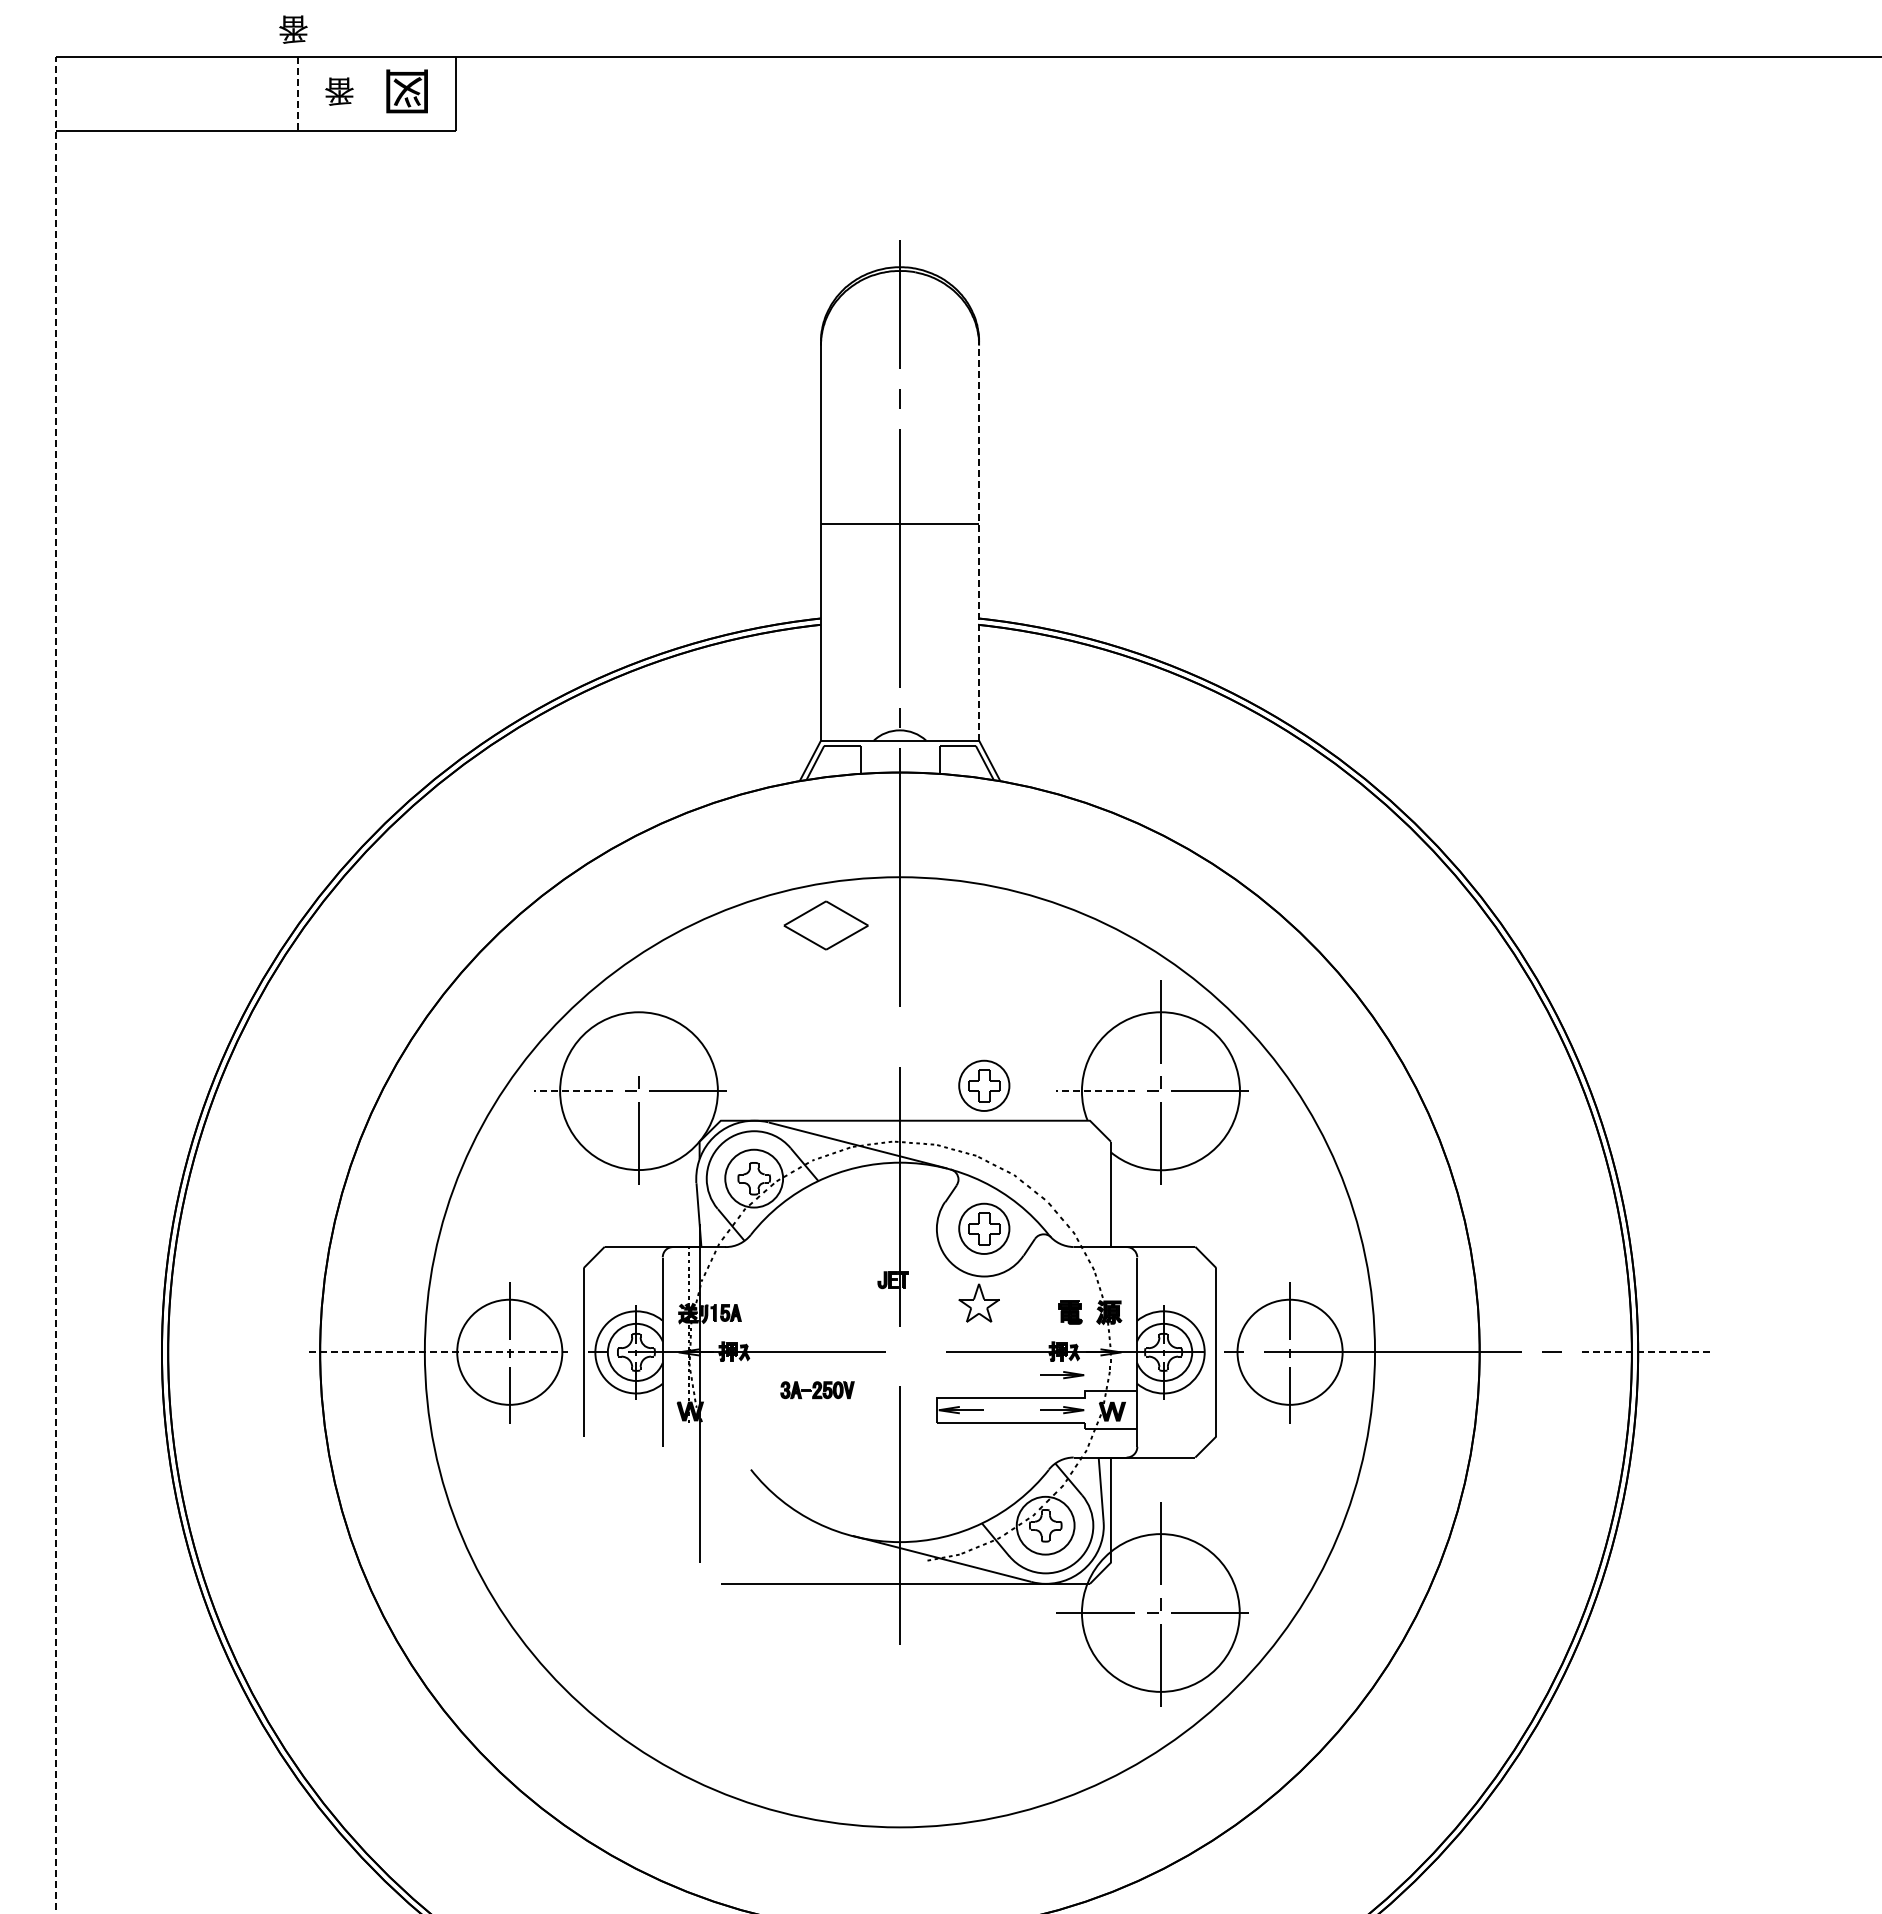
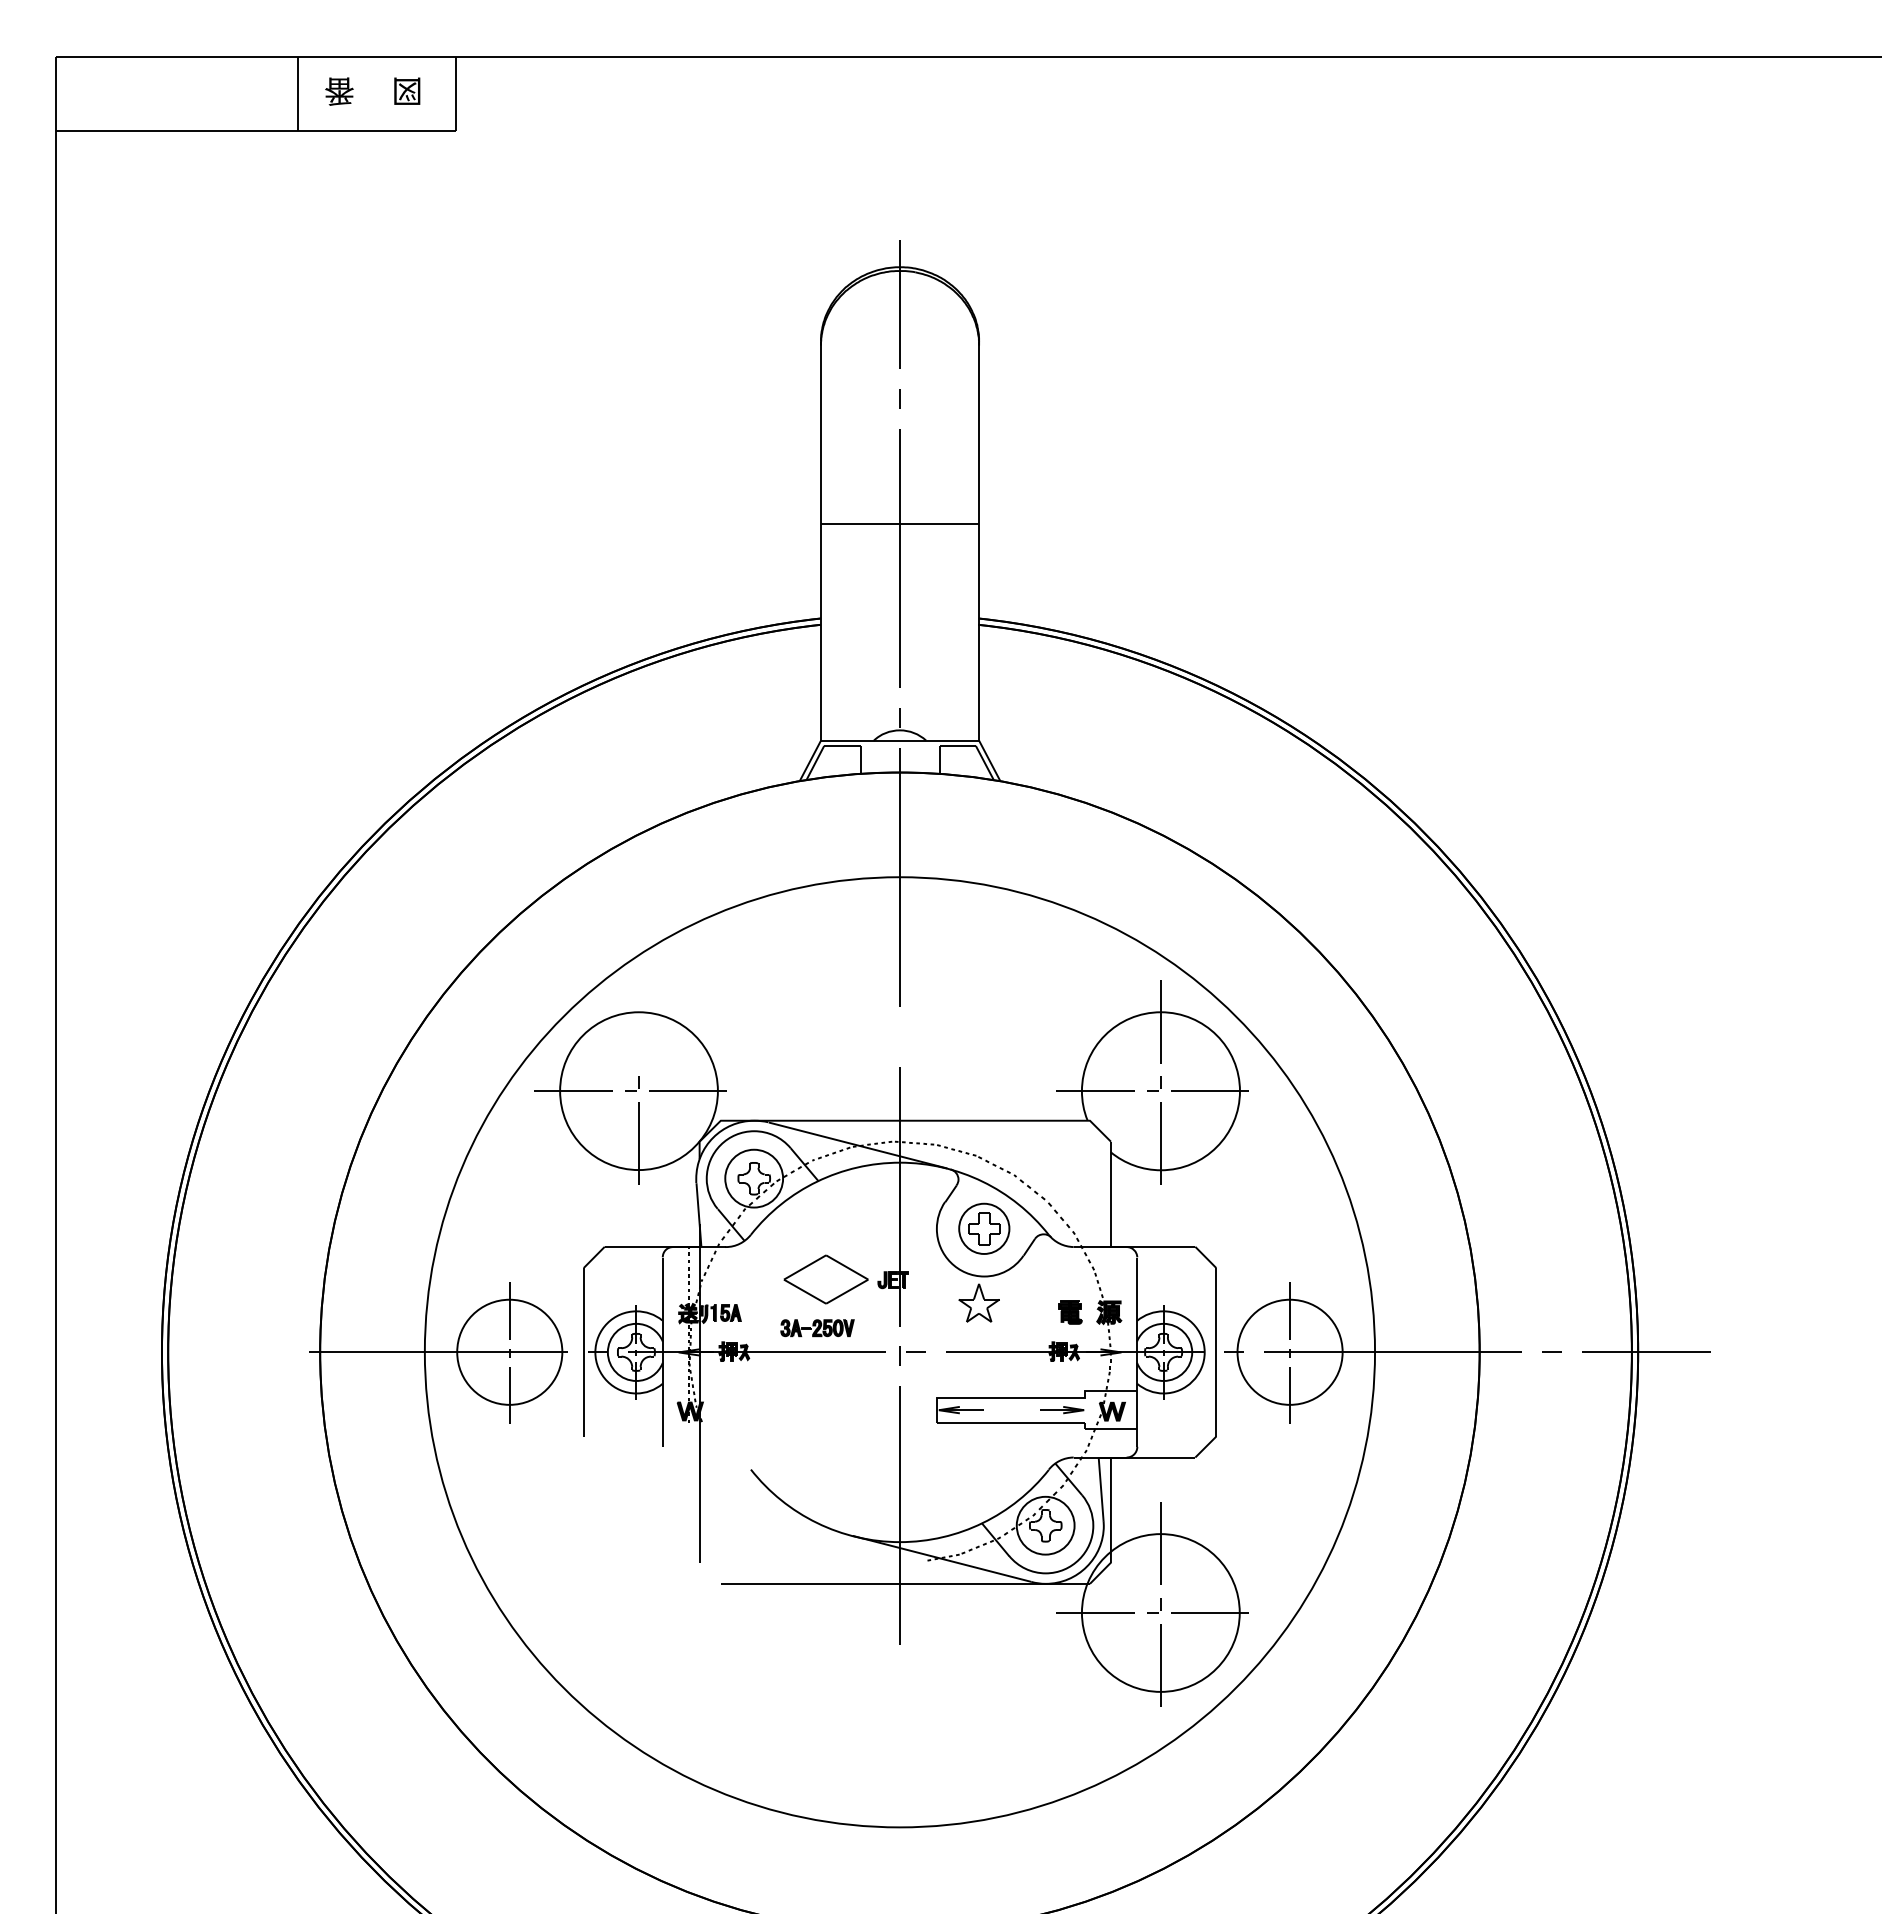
part: present -> none (293, 29)
part size: 42x45 px -> 27x28 px (407, 90)
line: dashed -> solid (298, 94)
line: dashed -> solid (979, 540)
part position: (825, 925) -> (825, 1279) (825, 1279)
line: dashed -> solid (56, 985)
part: present -> none (984, 1085)
line: dashed -> solid (572, 1091)
line: dashed -> solid (1094, 1091)
line: dashed -> solid (439, 1352)
line: dashed -> solid (1646, 1352)
part: none -> present (912, 1355)
part: present -> none (1062, 1375)
part position: (817, 1390) -> (817, 1328) (817, 1328)
